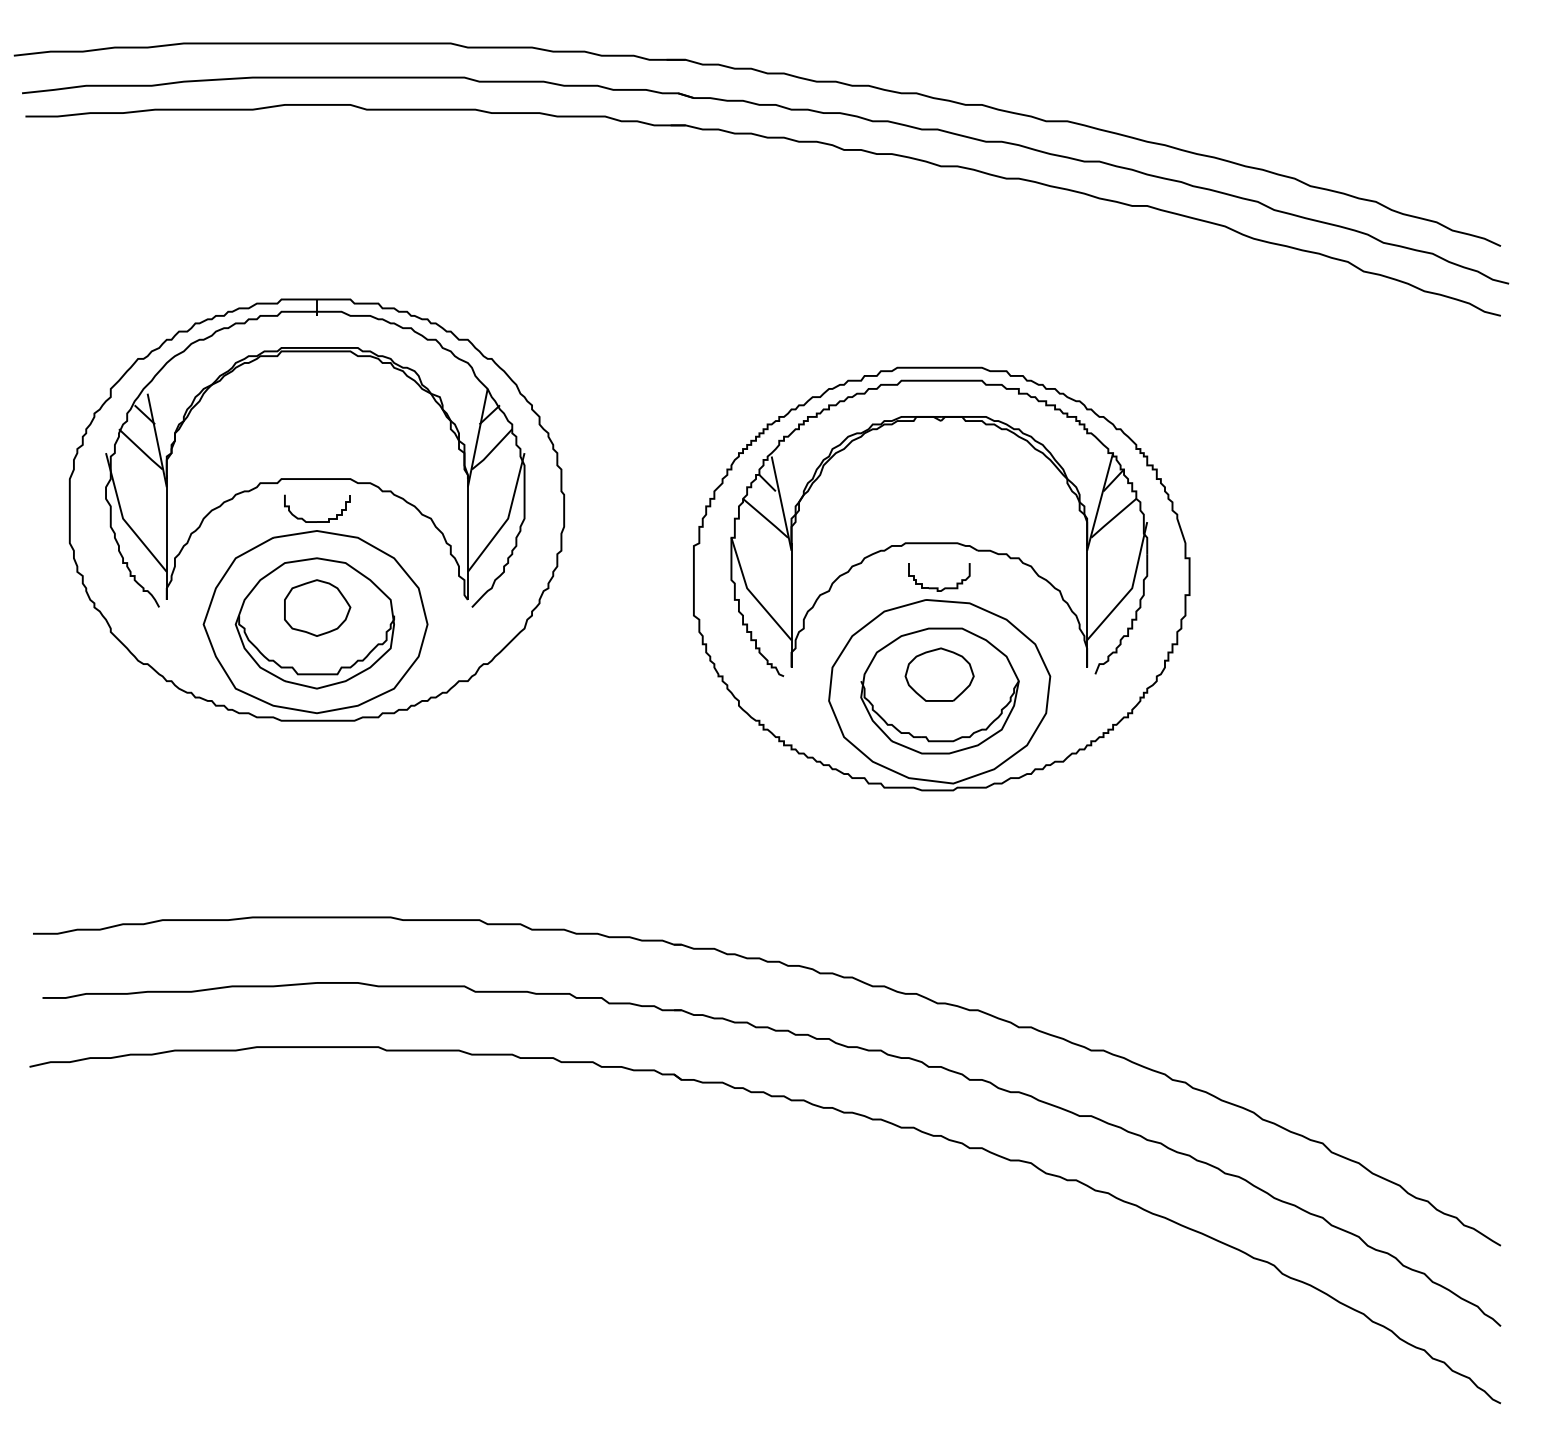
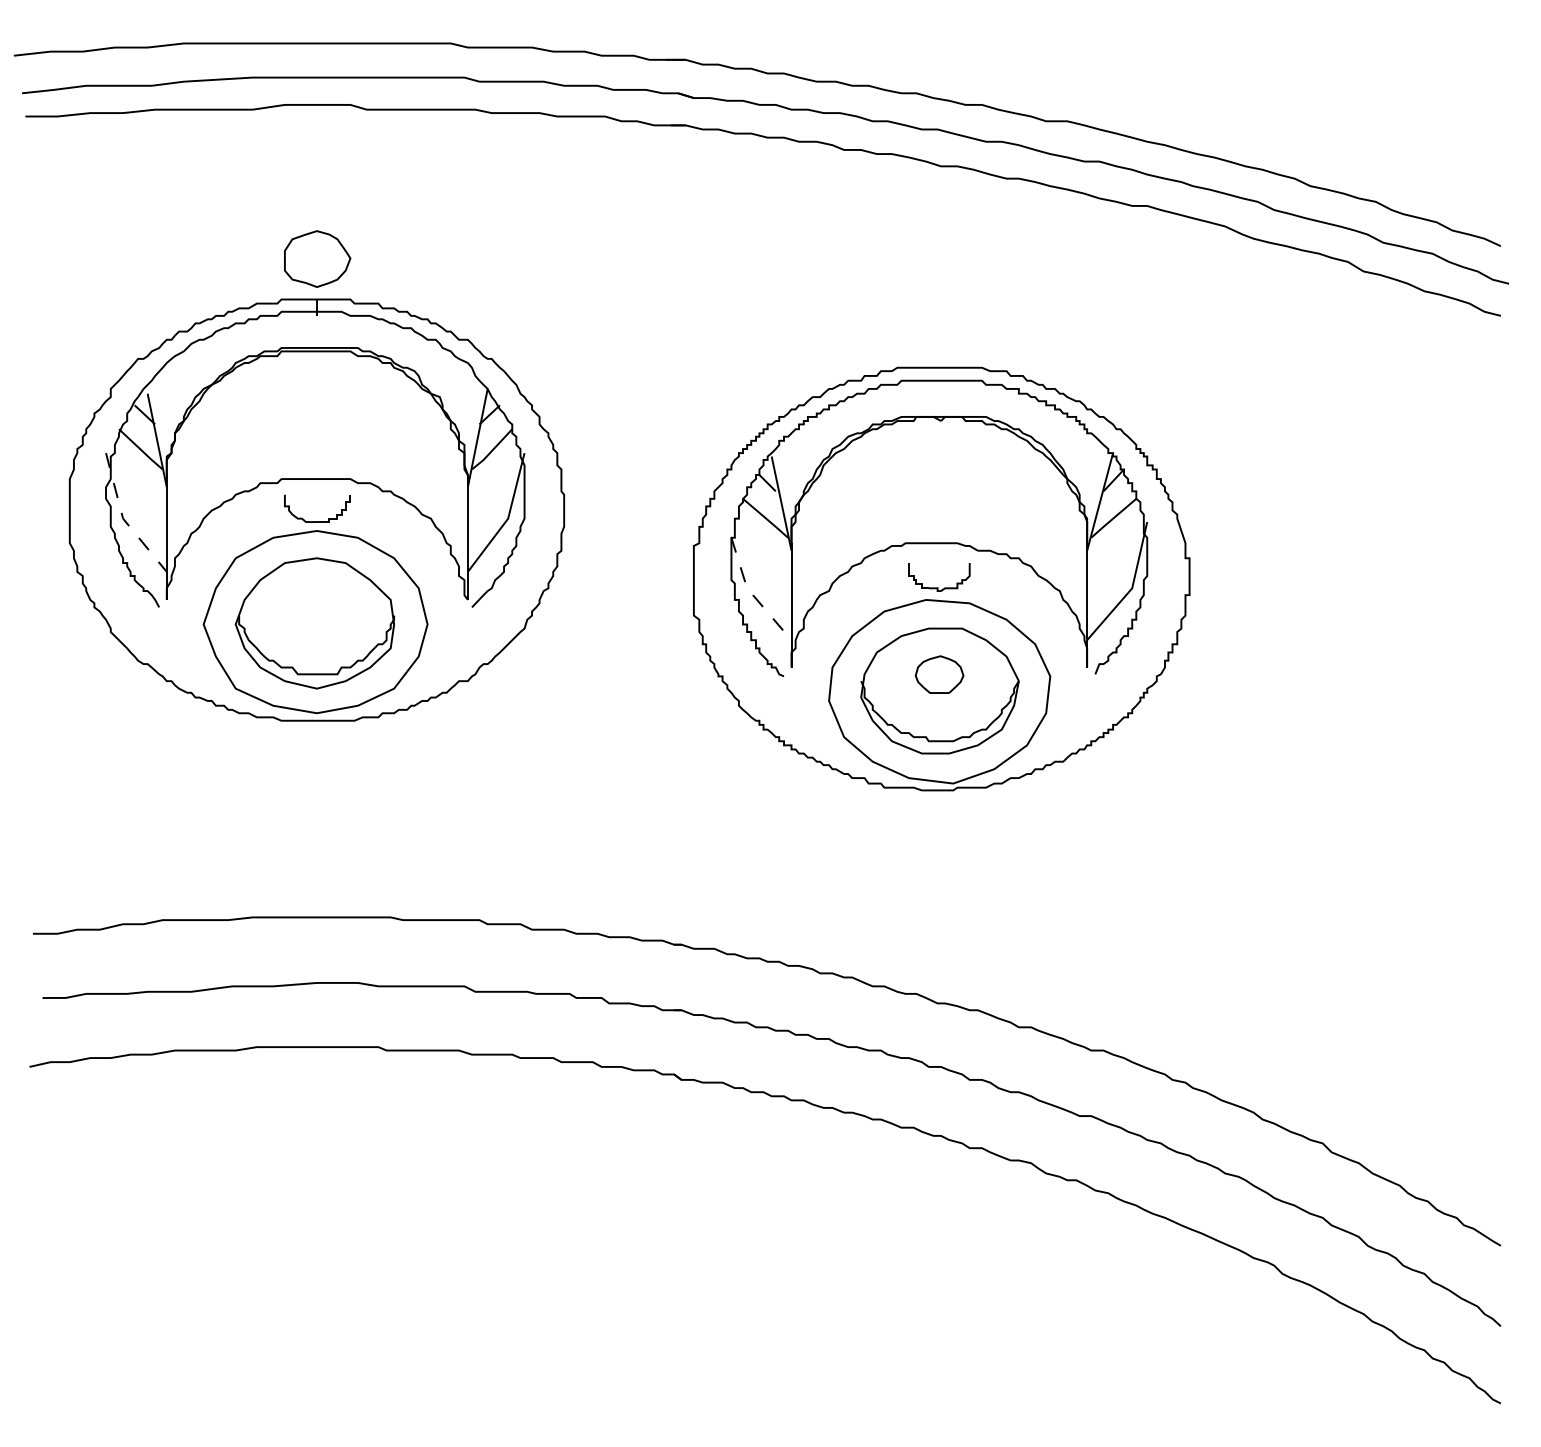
line: solid -> dashed (123, 518)
line: solid -> dashed (752, 594)
part position: (317, 607) -> (317, 258) (317, 258)
part size: 71x55 px -> 51x39 px (939, 674)
